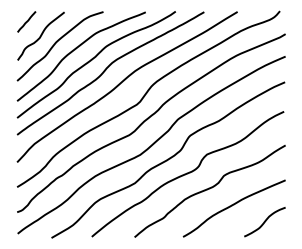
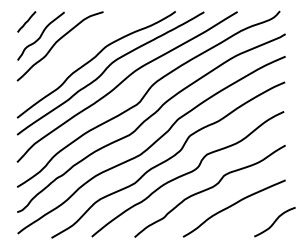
curve: present -> none (75, 50)
curve position: (264, 222) -> (274, 222) (274, 222)
